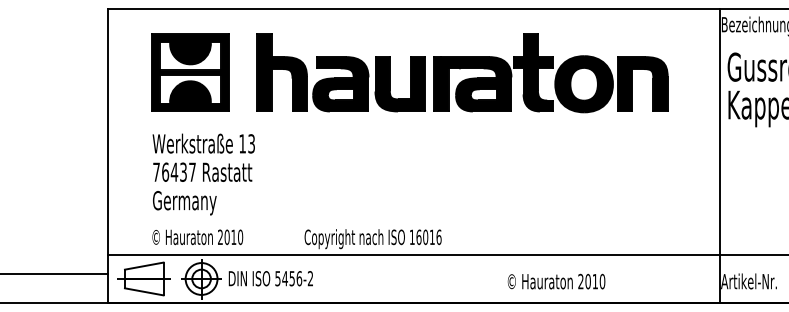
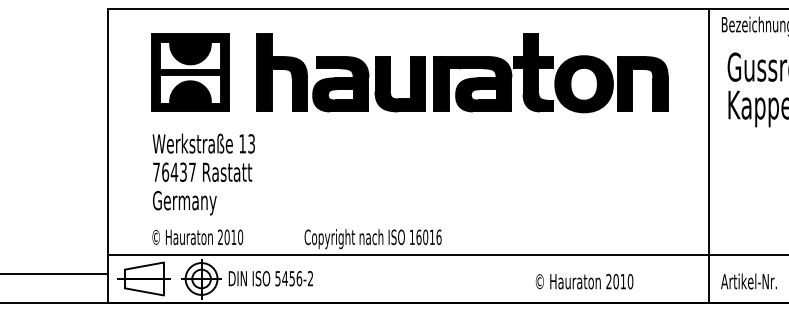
line position: (720, 155) -> (709, 155) (709, 155)
text position: (556, 281) -> (584, 281) (584, 281)
